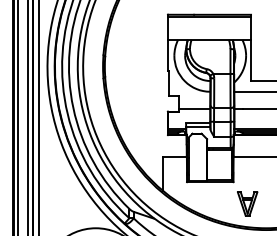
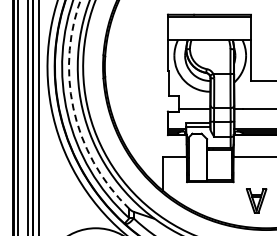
line: present -> none (253, 91)
arc: solid -> dashed (74, 111)
part position: (247, 203) -> (256, 200) (256, 200)
